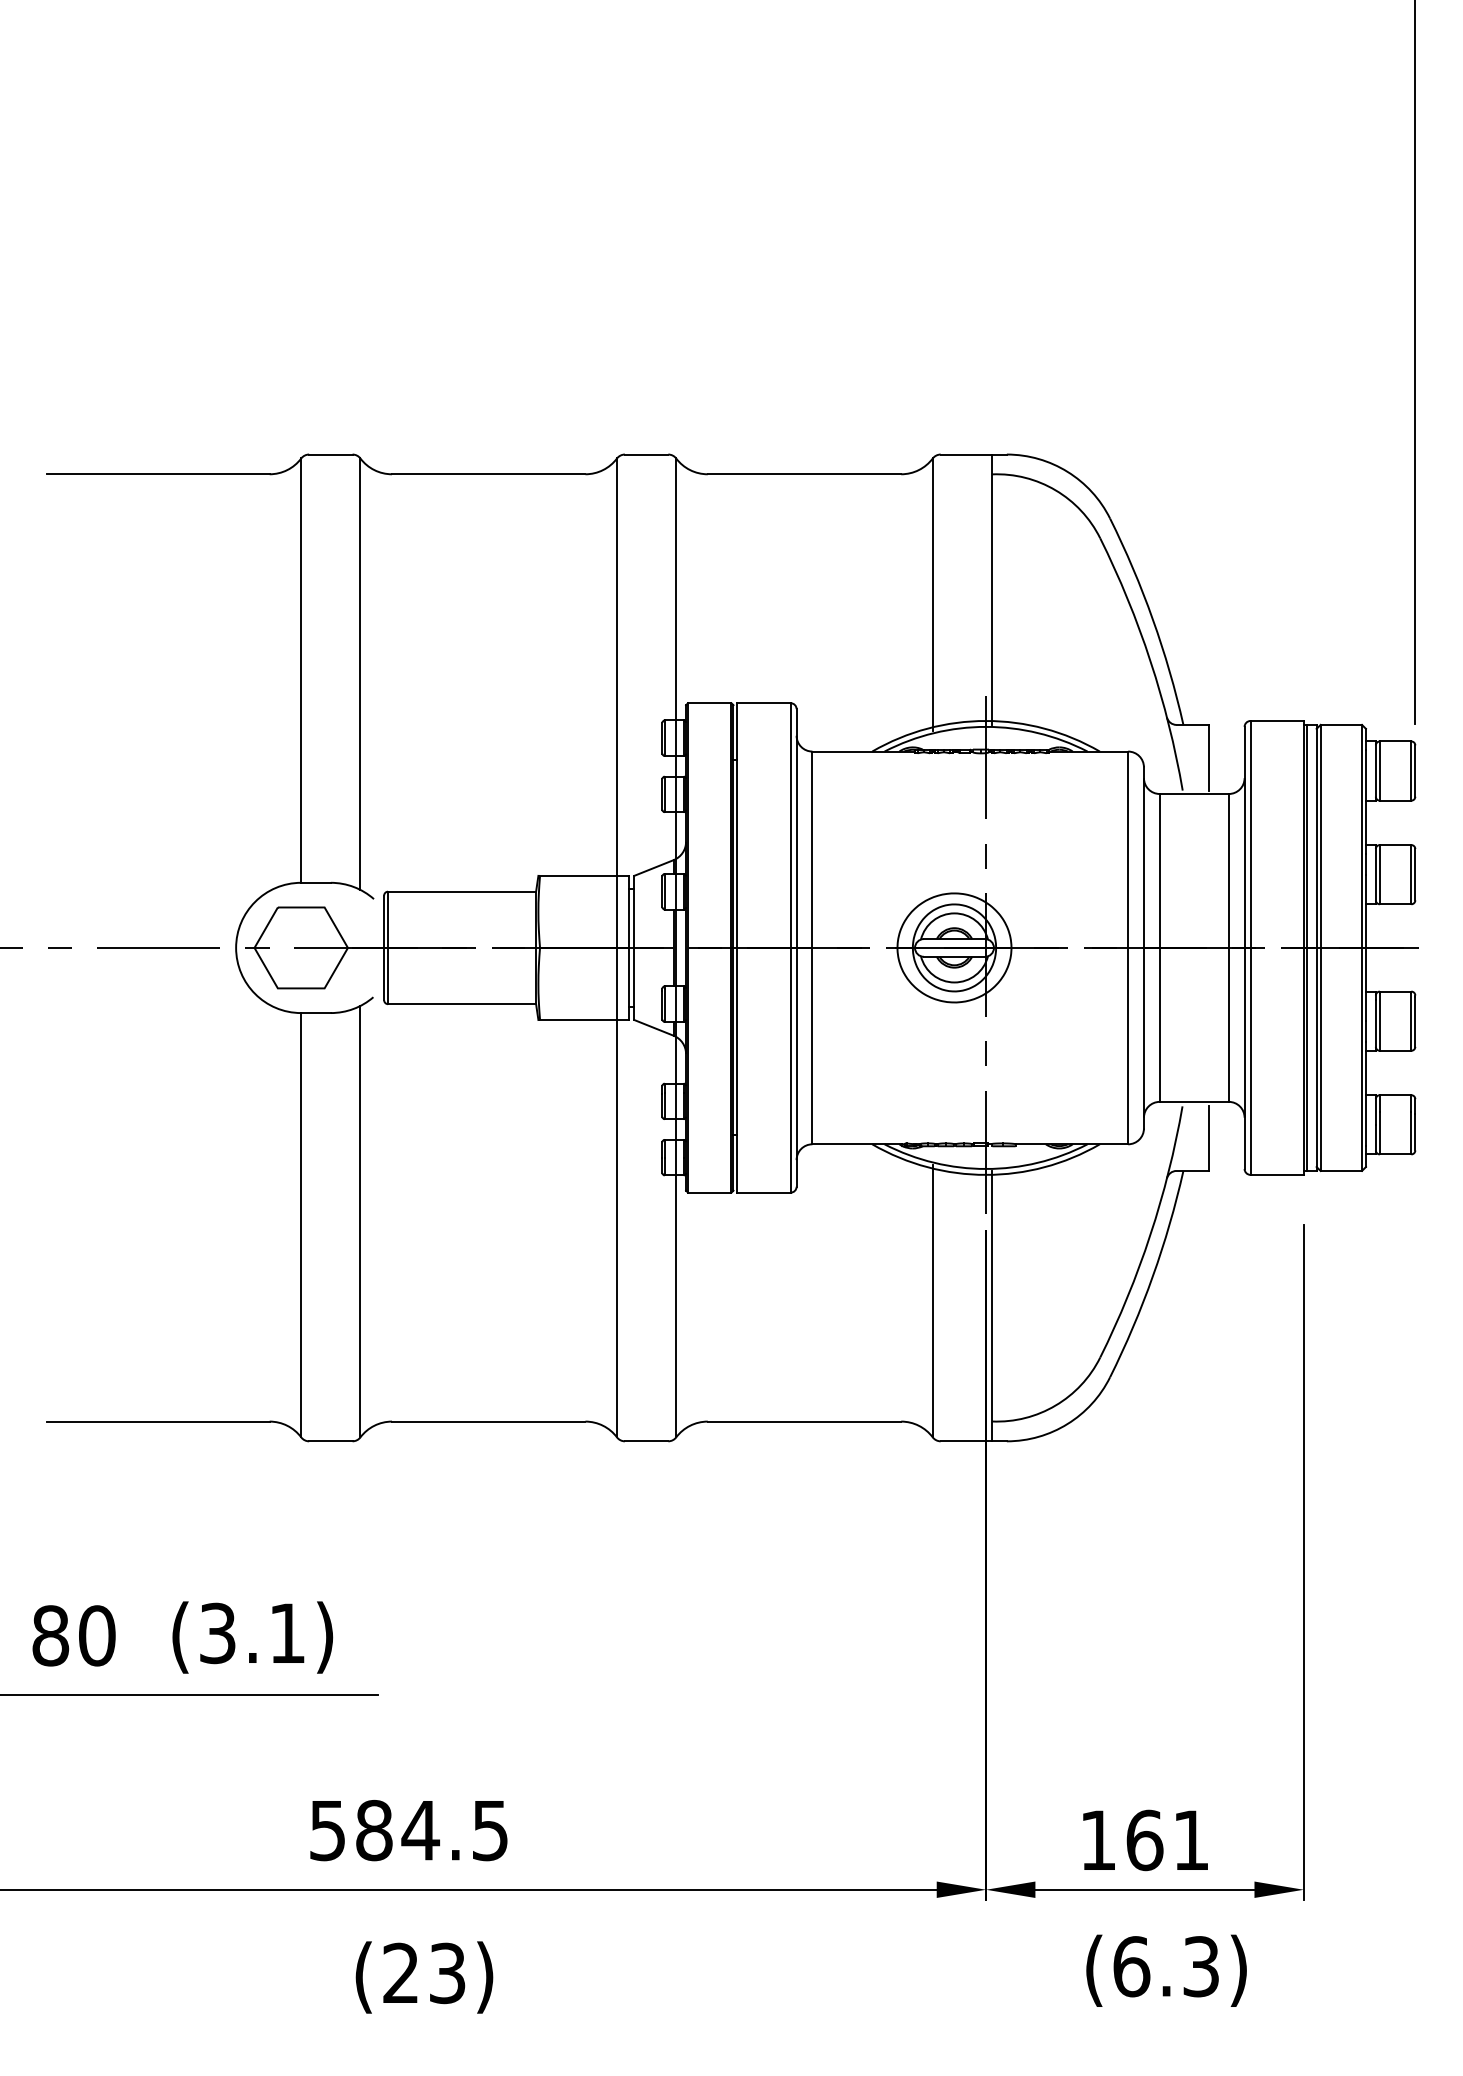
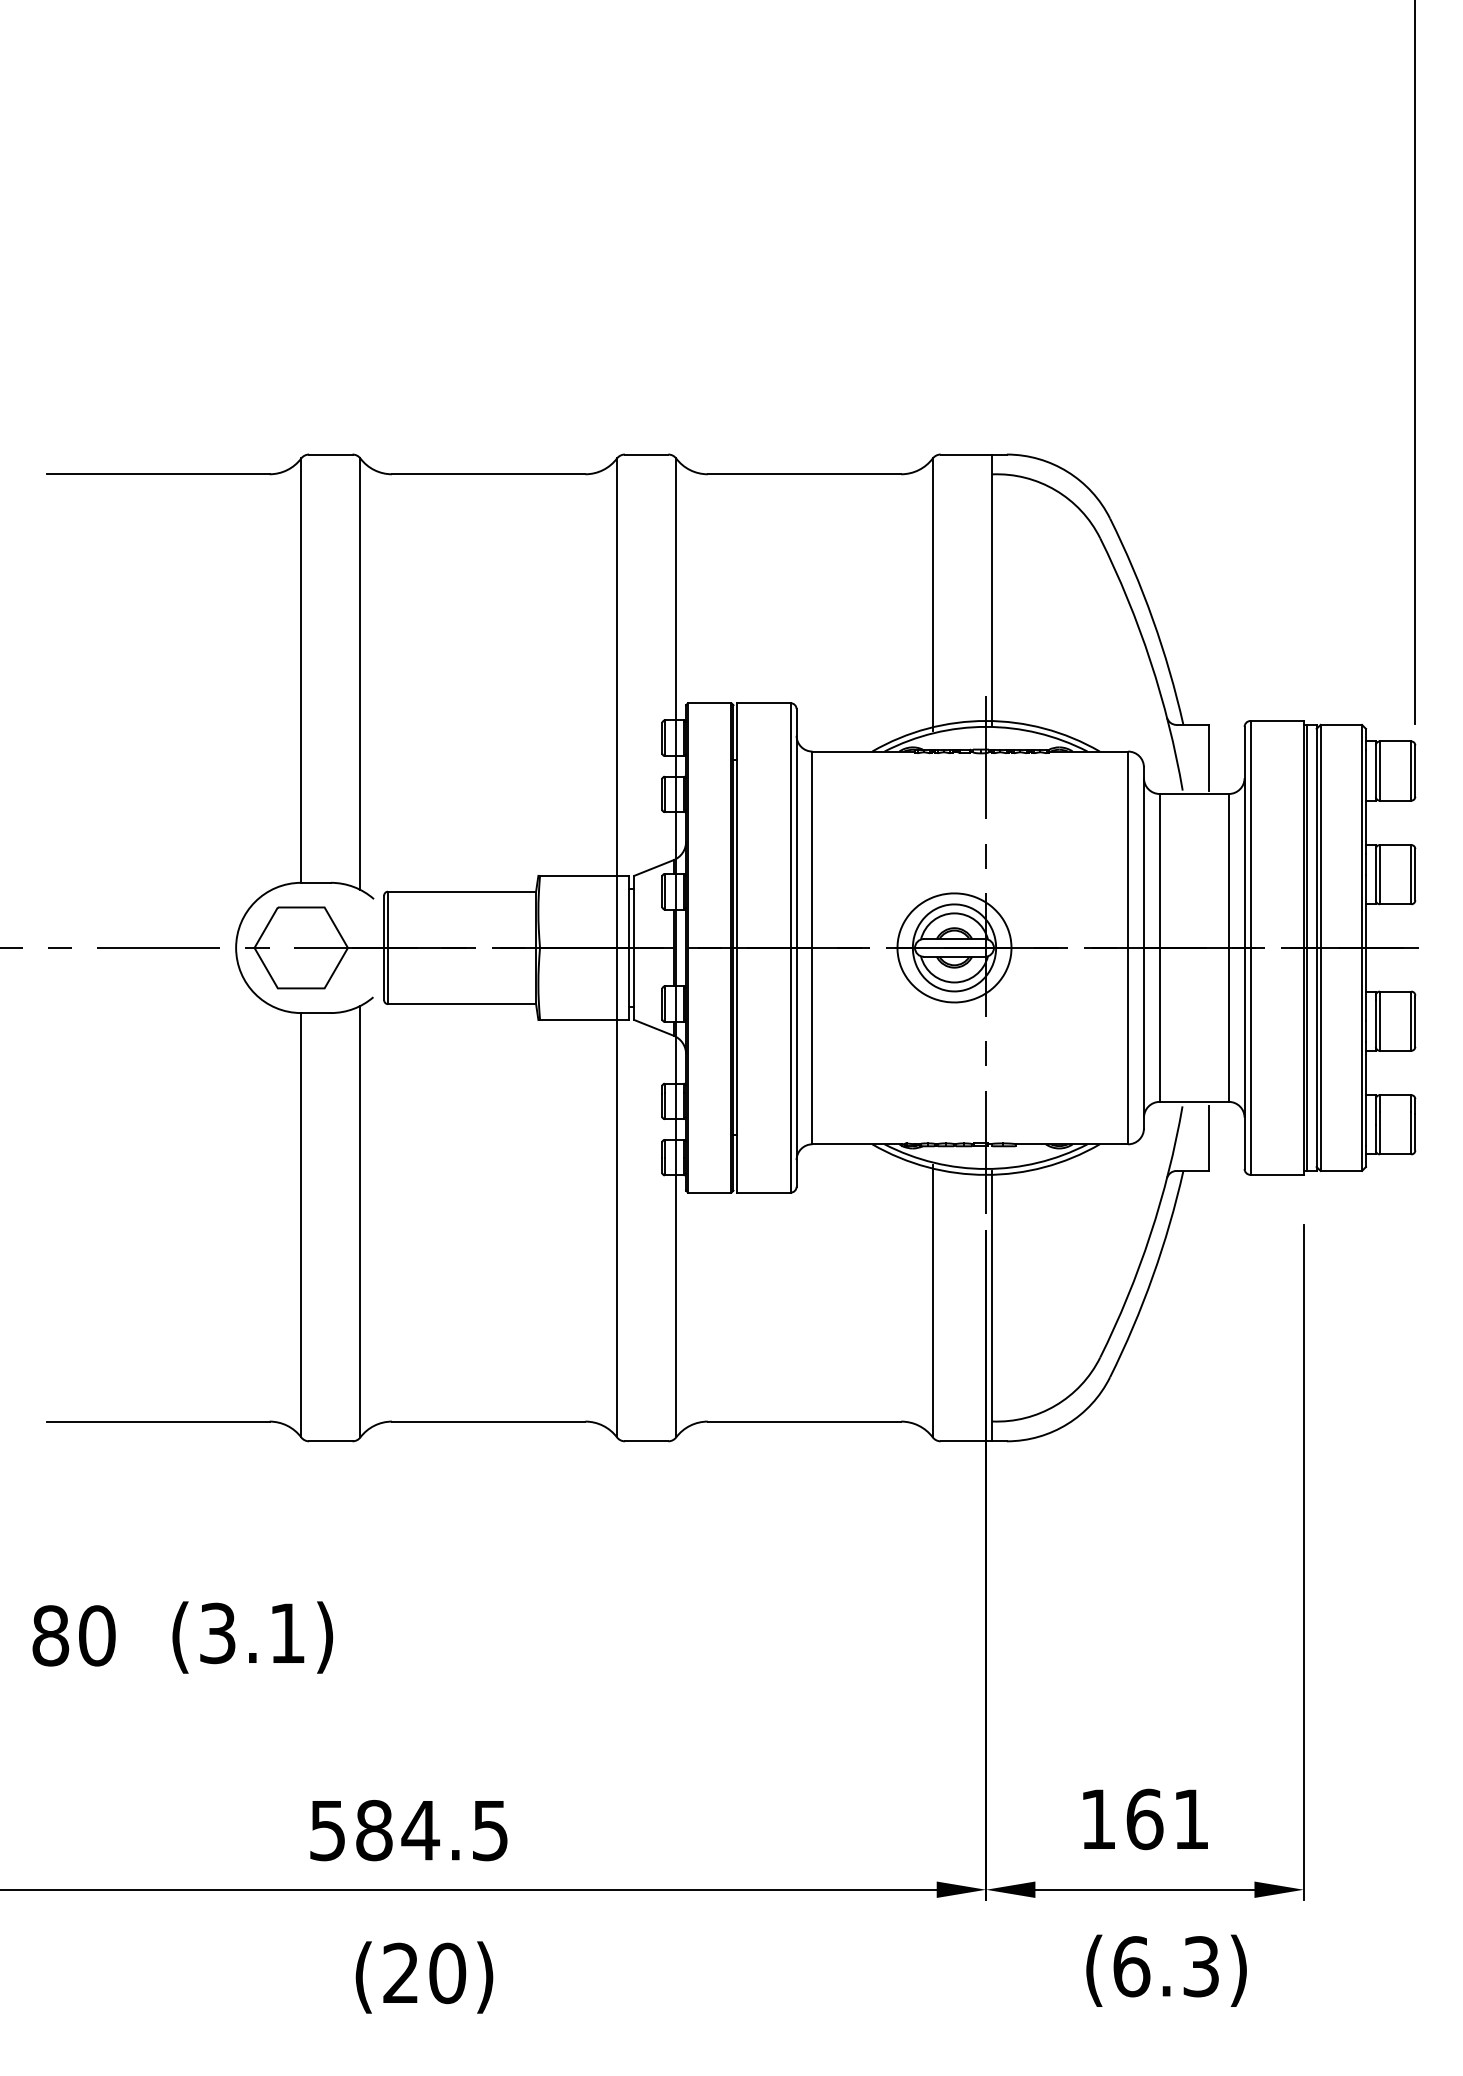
line: present -> none (189, 1695)
text position: (1145, 1840) -> (1145, 1819) (1145, 1819)
text: (23) -> (20) (447, 1973)
